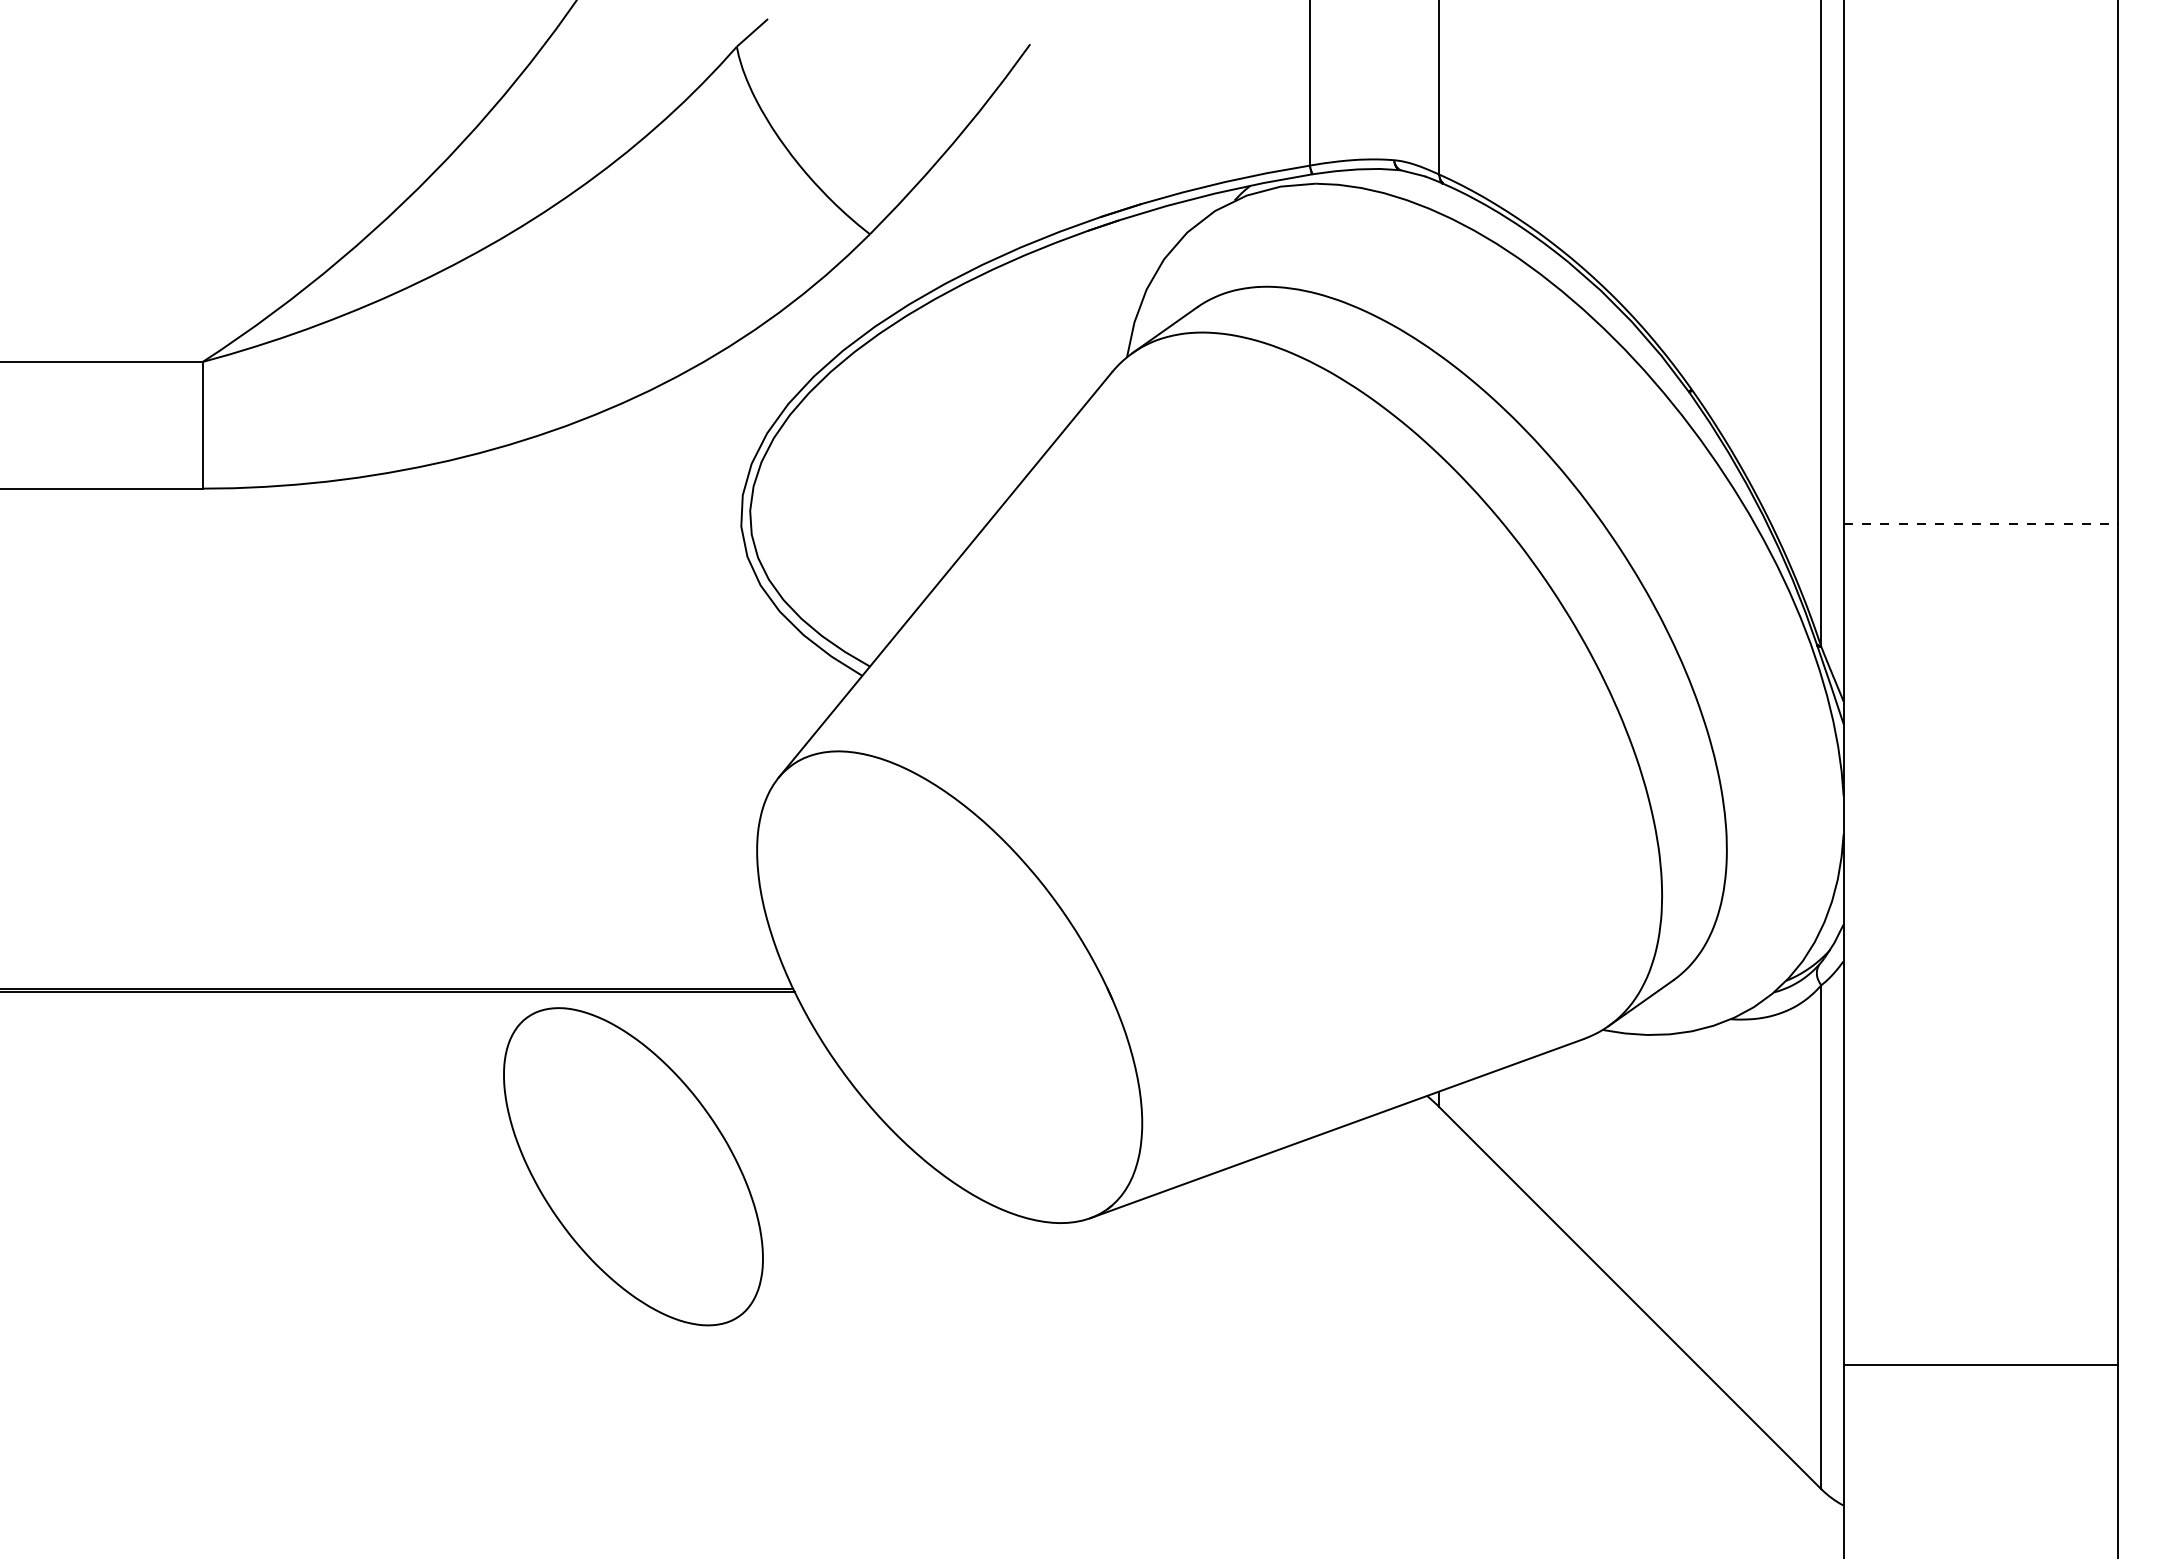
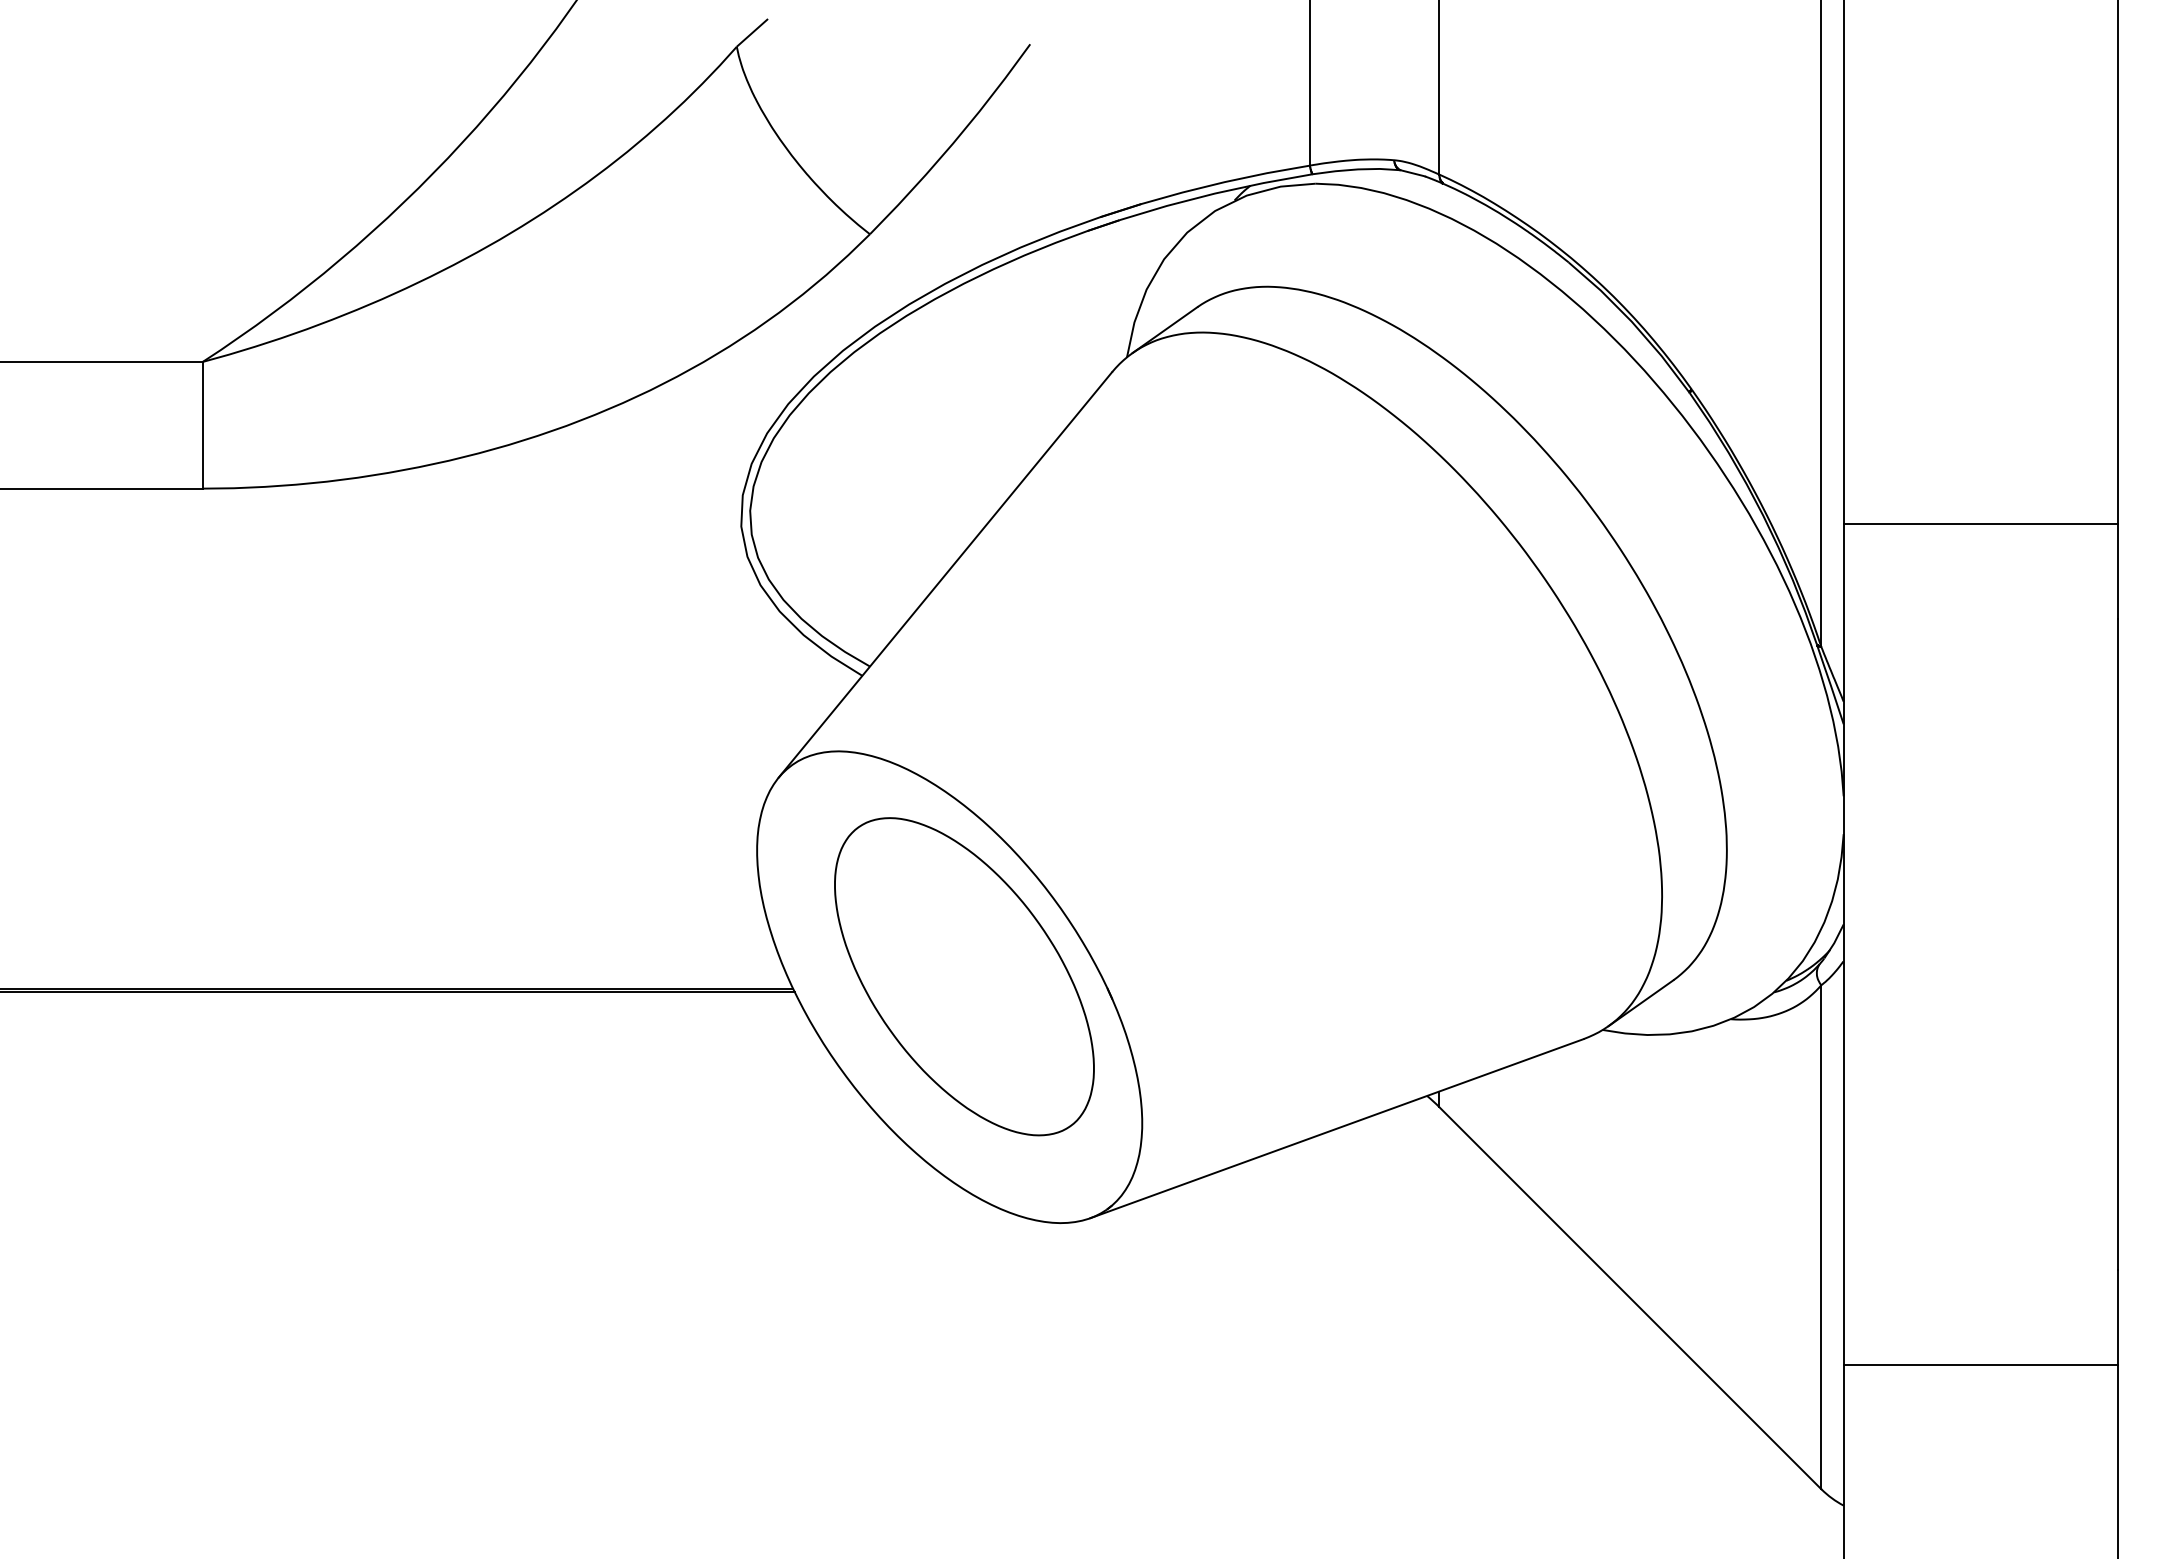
line: dashed -> solid (1981, 523)
part position: (633, 1166) -> (964, 976) (964, 976)
